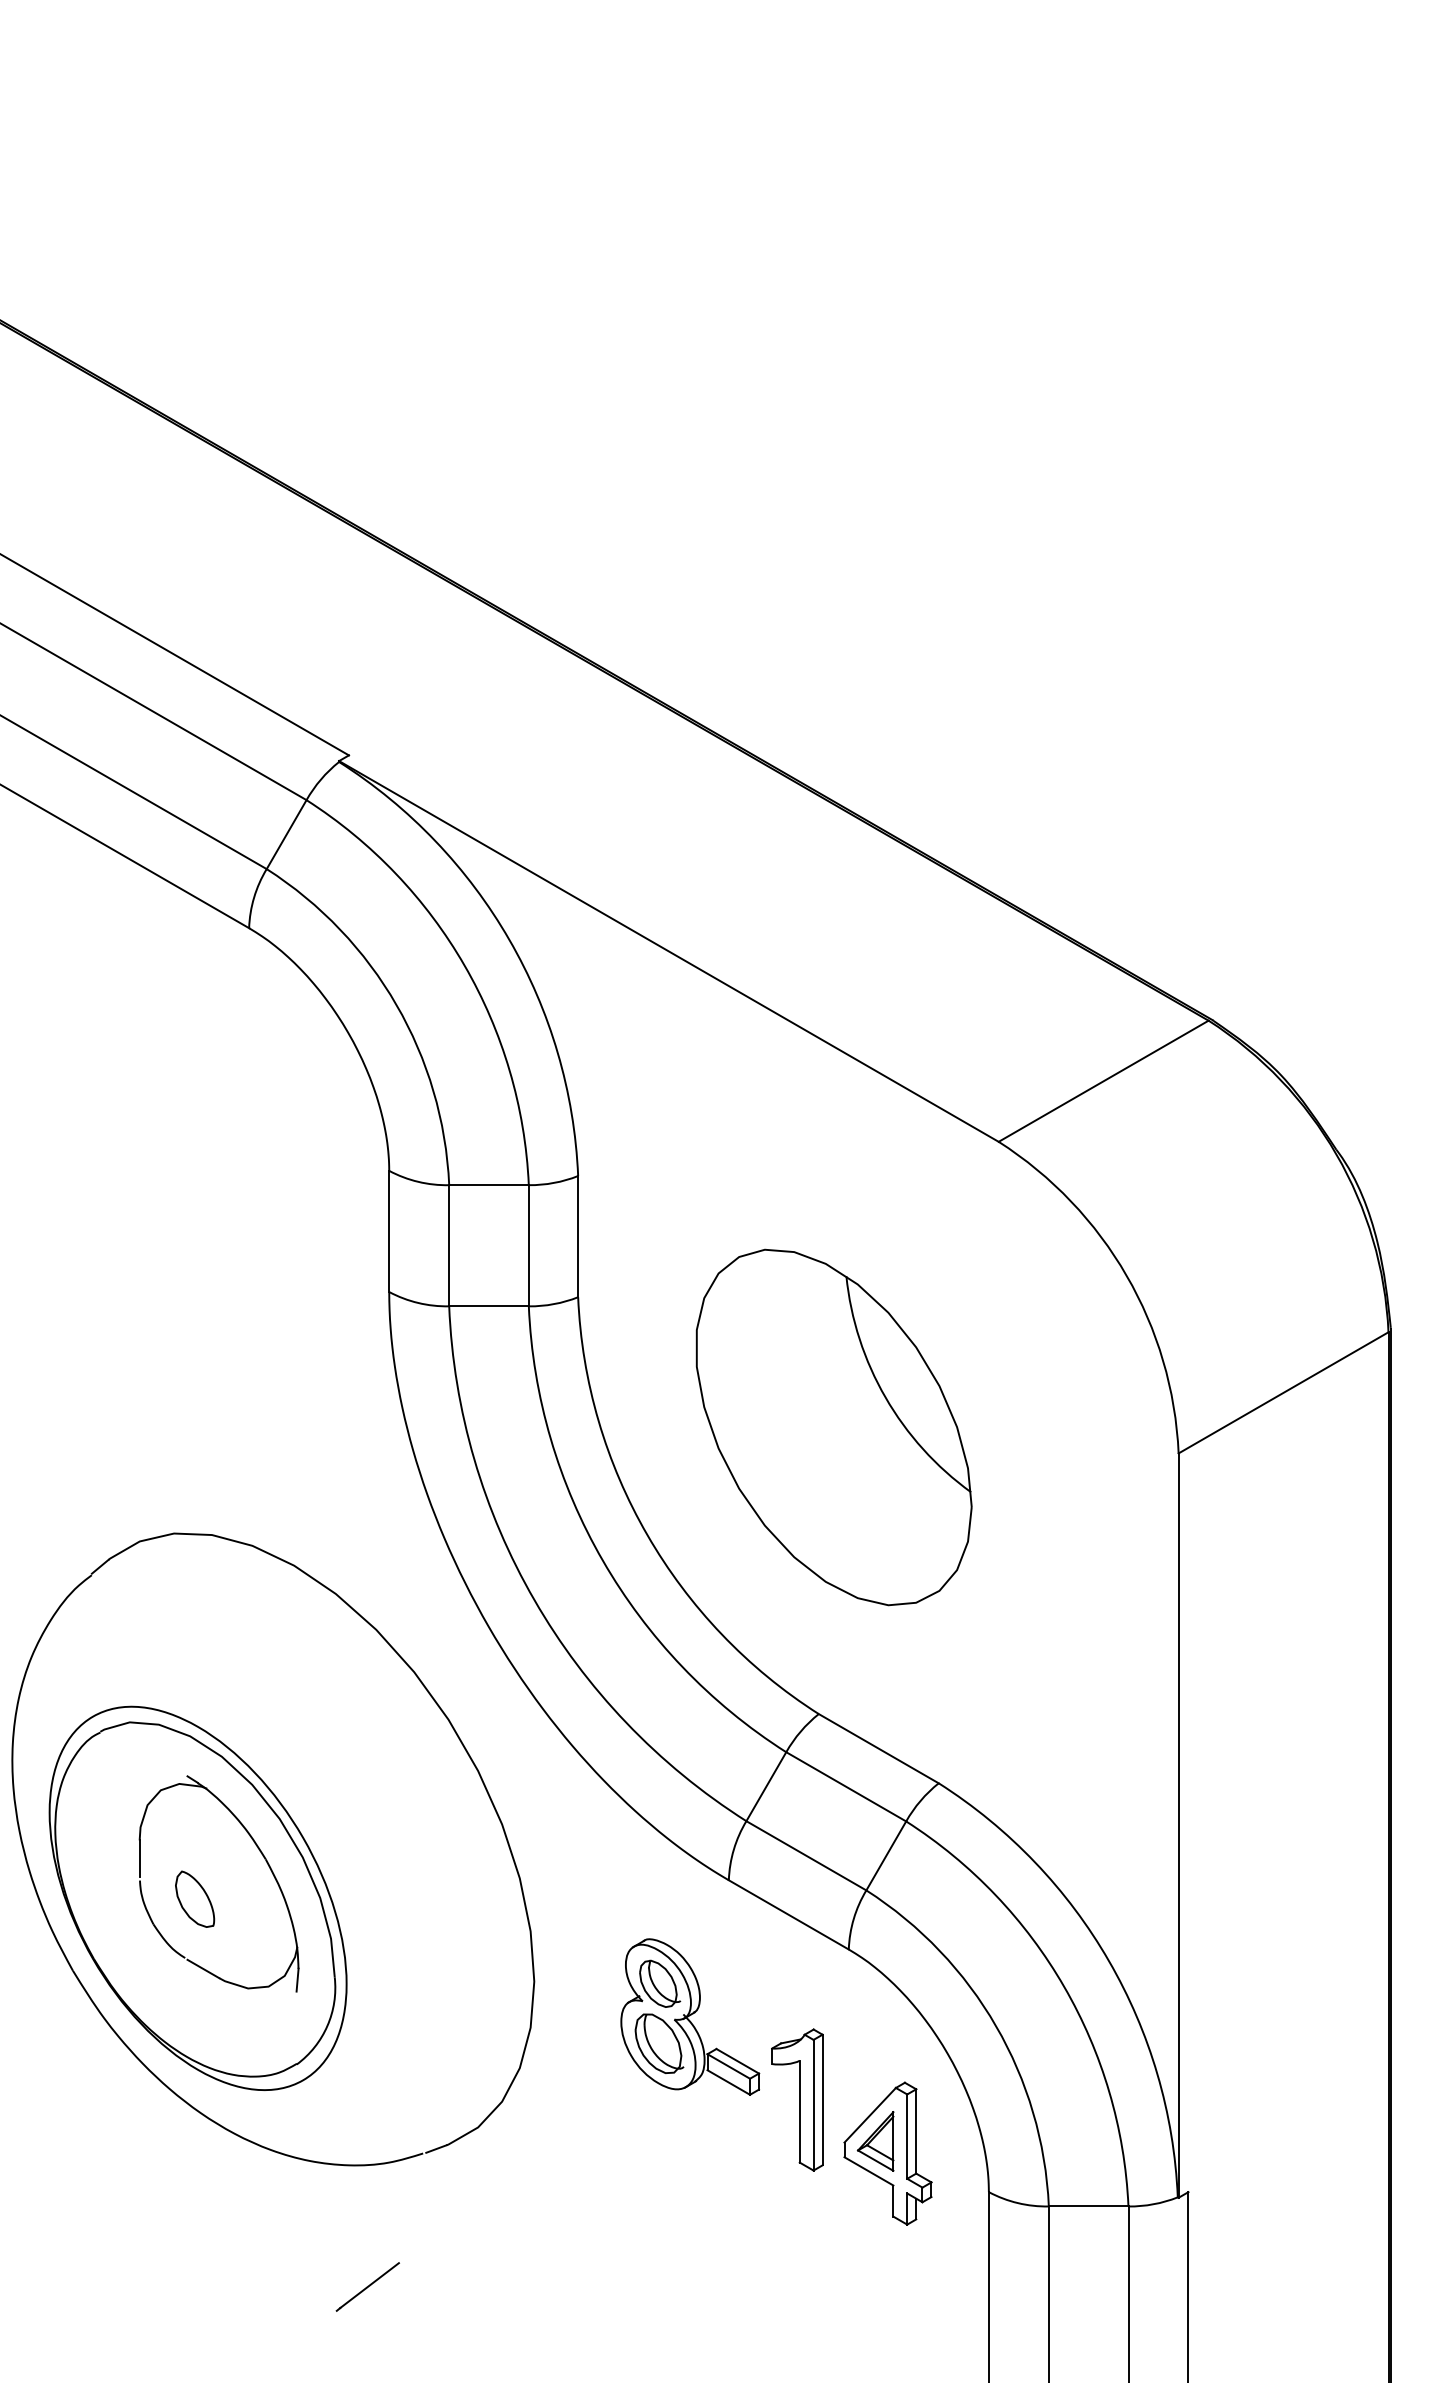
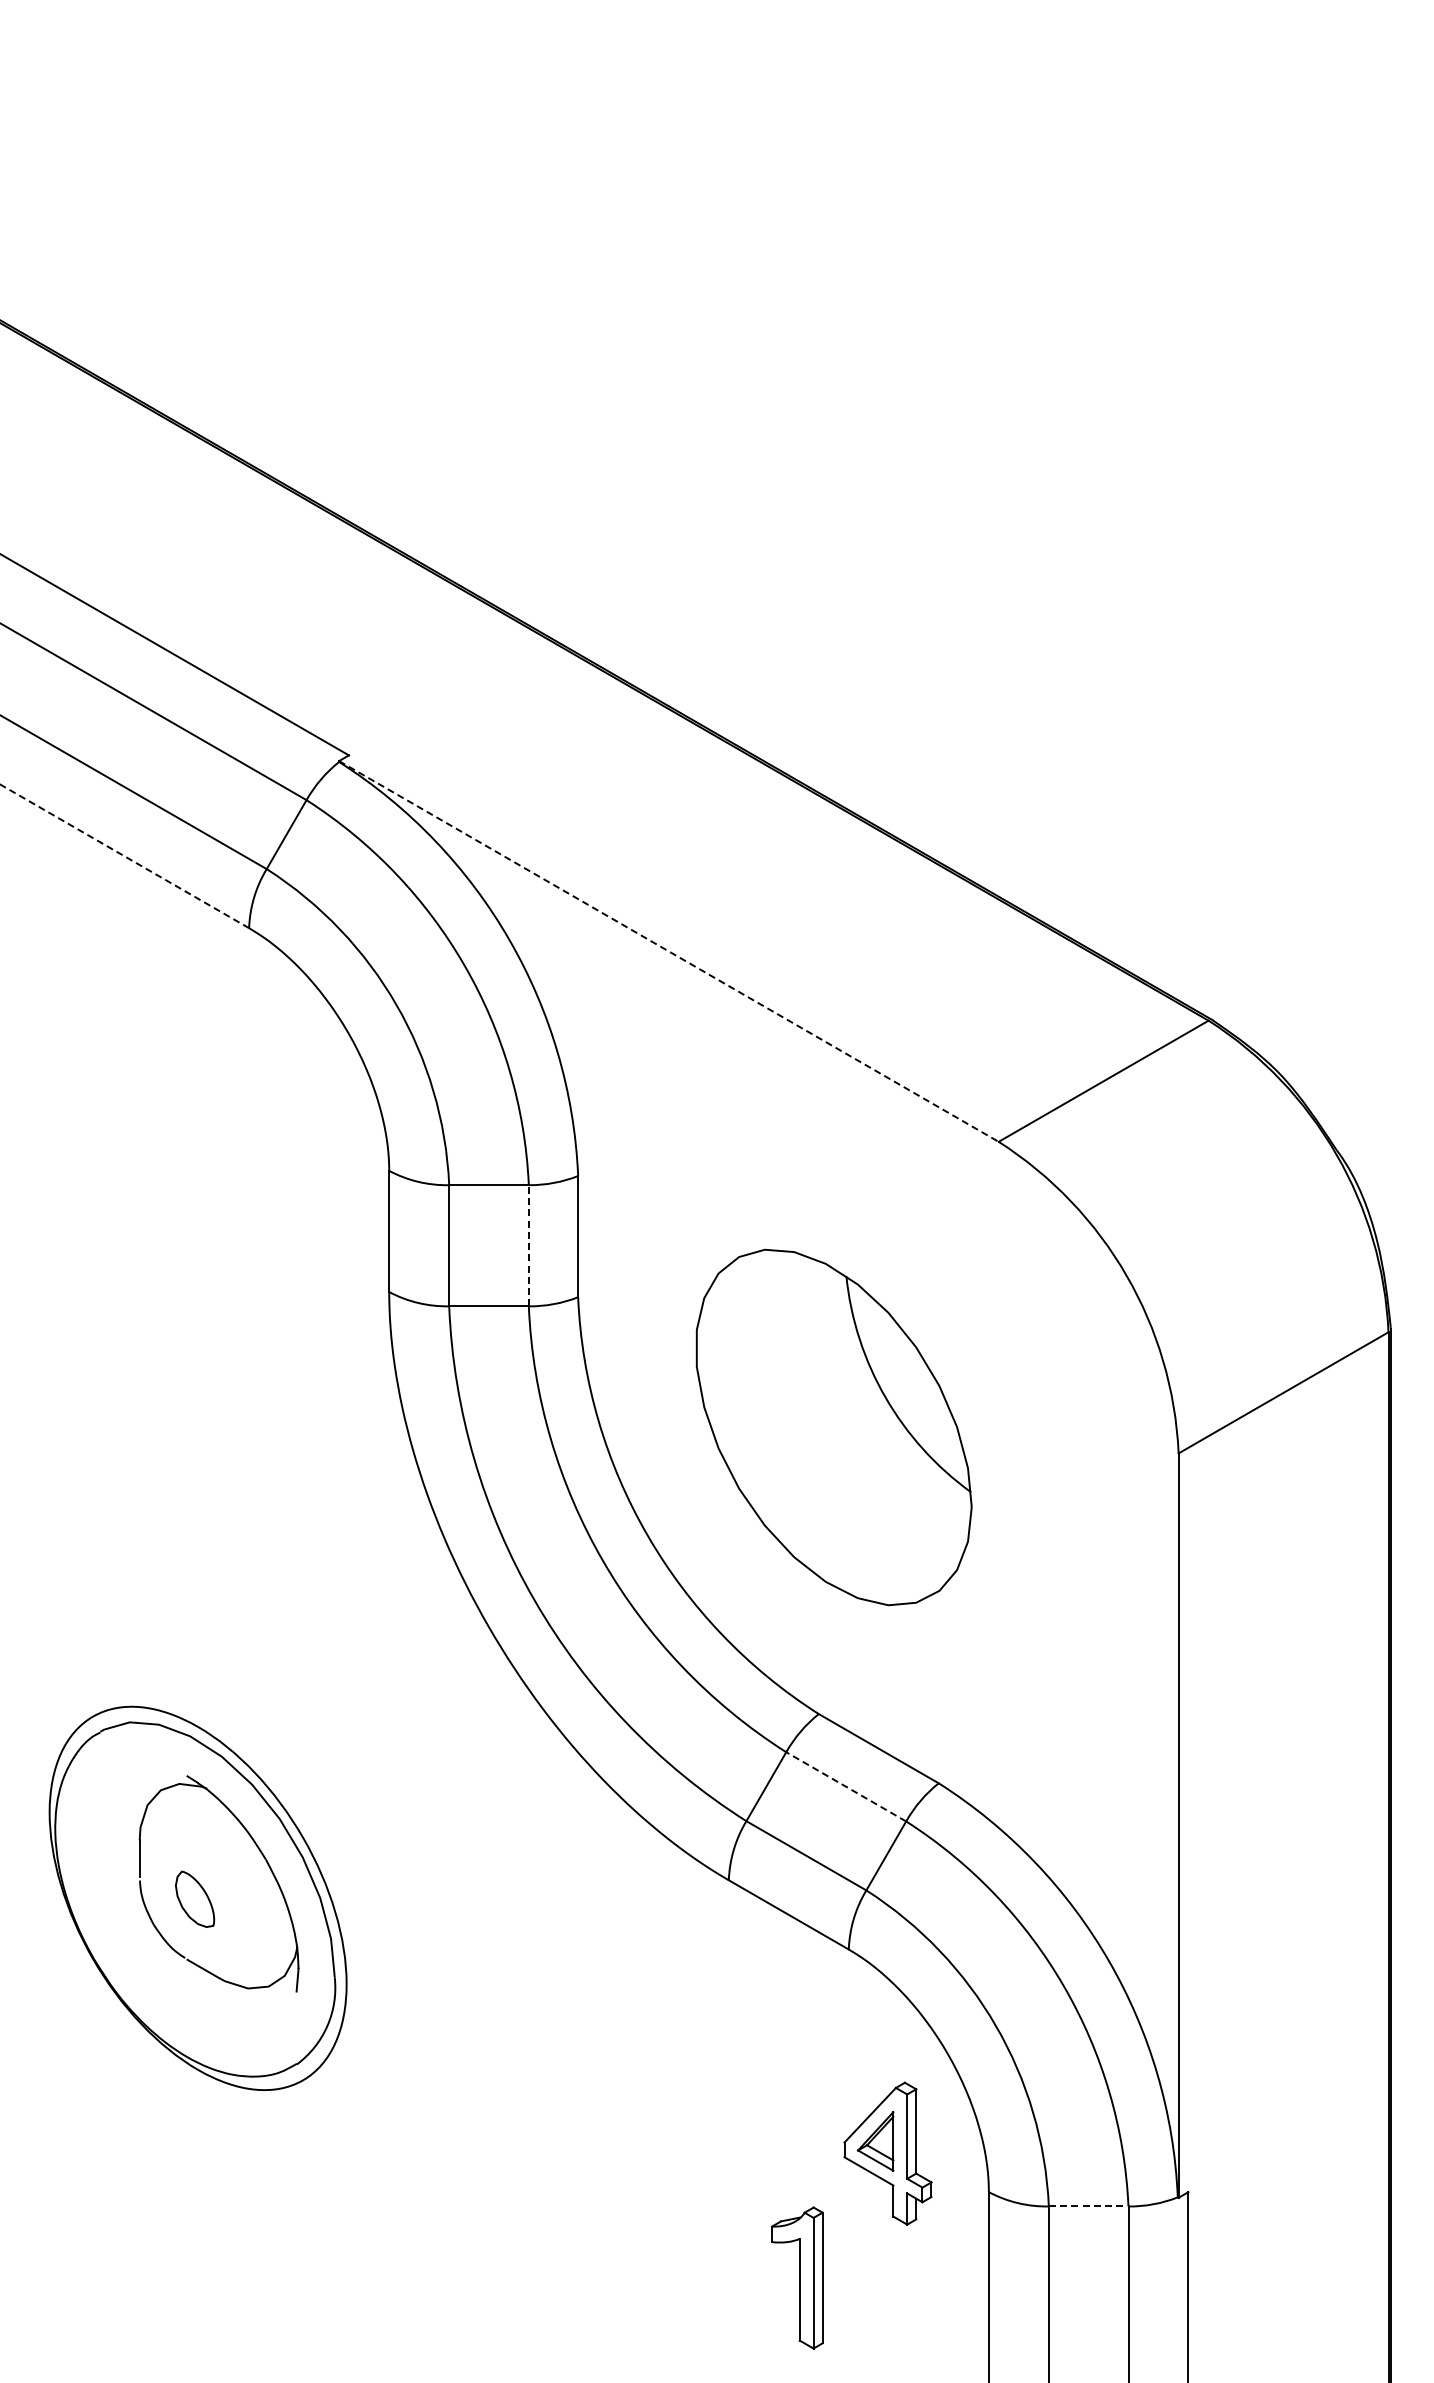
line: solid -> dashed (124, 856)
line: solid -> dashed (668, 951)
line: solid -> dashed (528, 1245)
part: present -> none (458, 1739)
line: solid -> dashed (845, 1786)
part: present -> none (690, 2016)
part position: (797, 2099) -> (797, 2277) (797, 2277)
line: solid -> dashed (1088, 2206)
line: present -> none (367, 2286)
